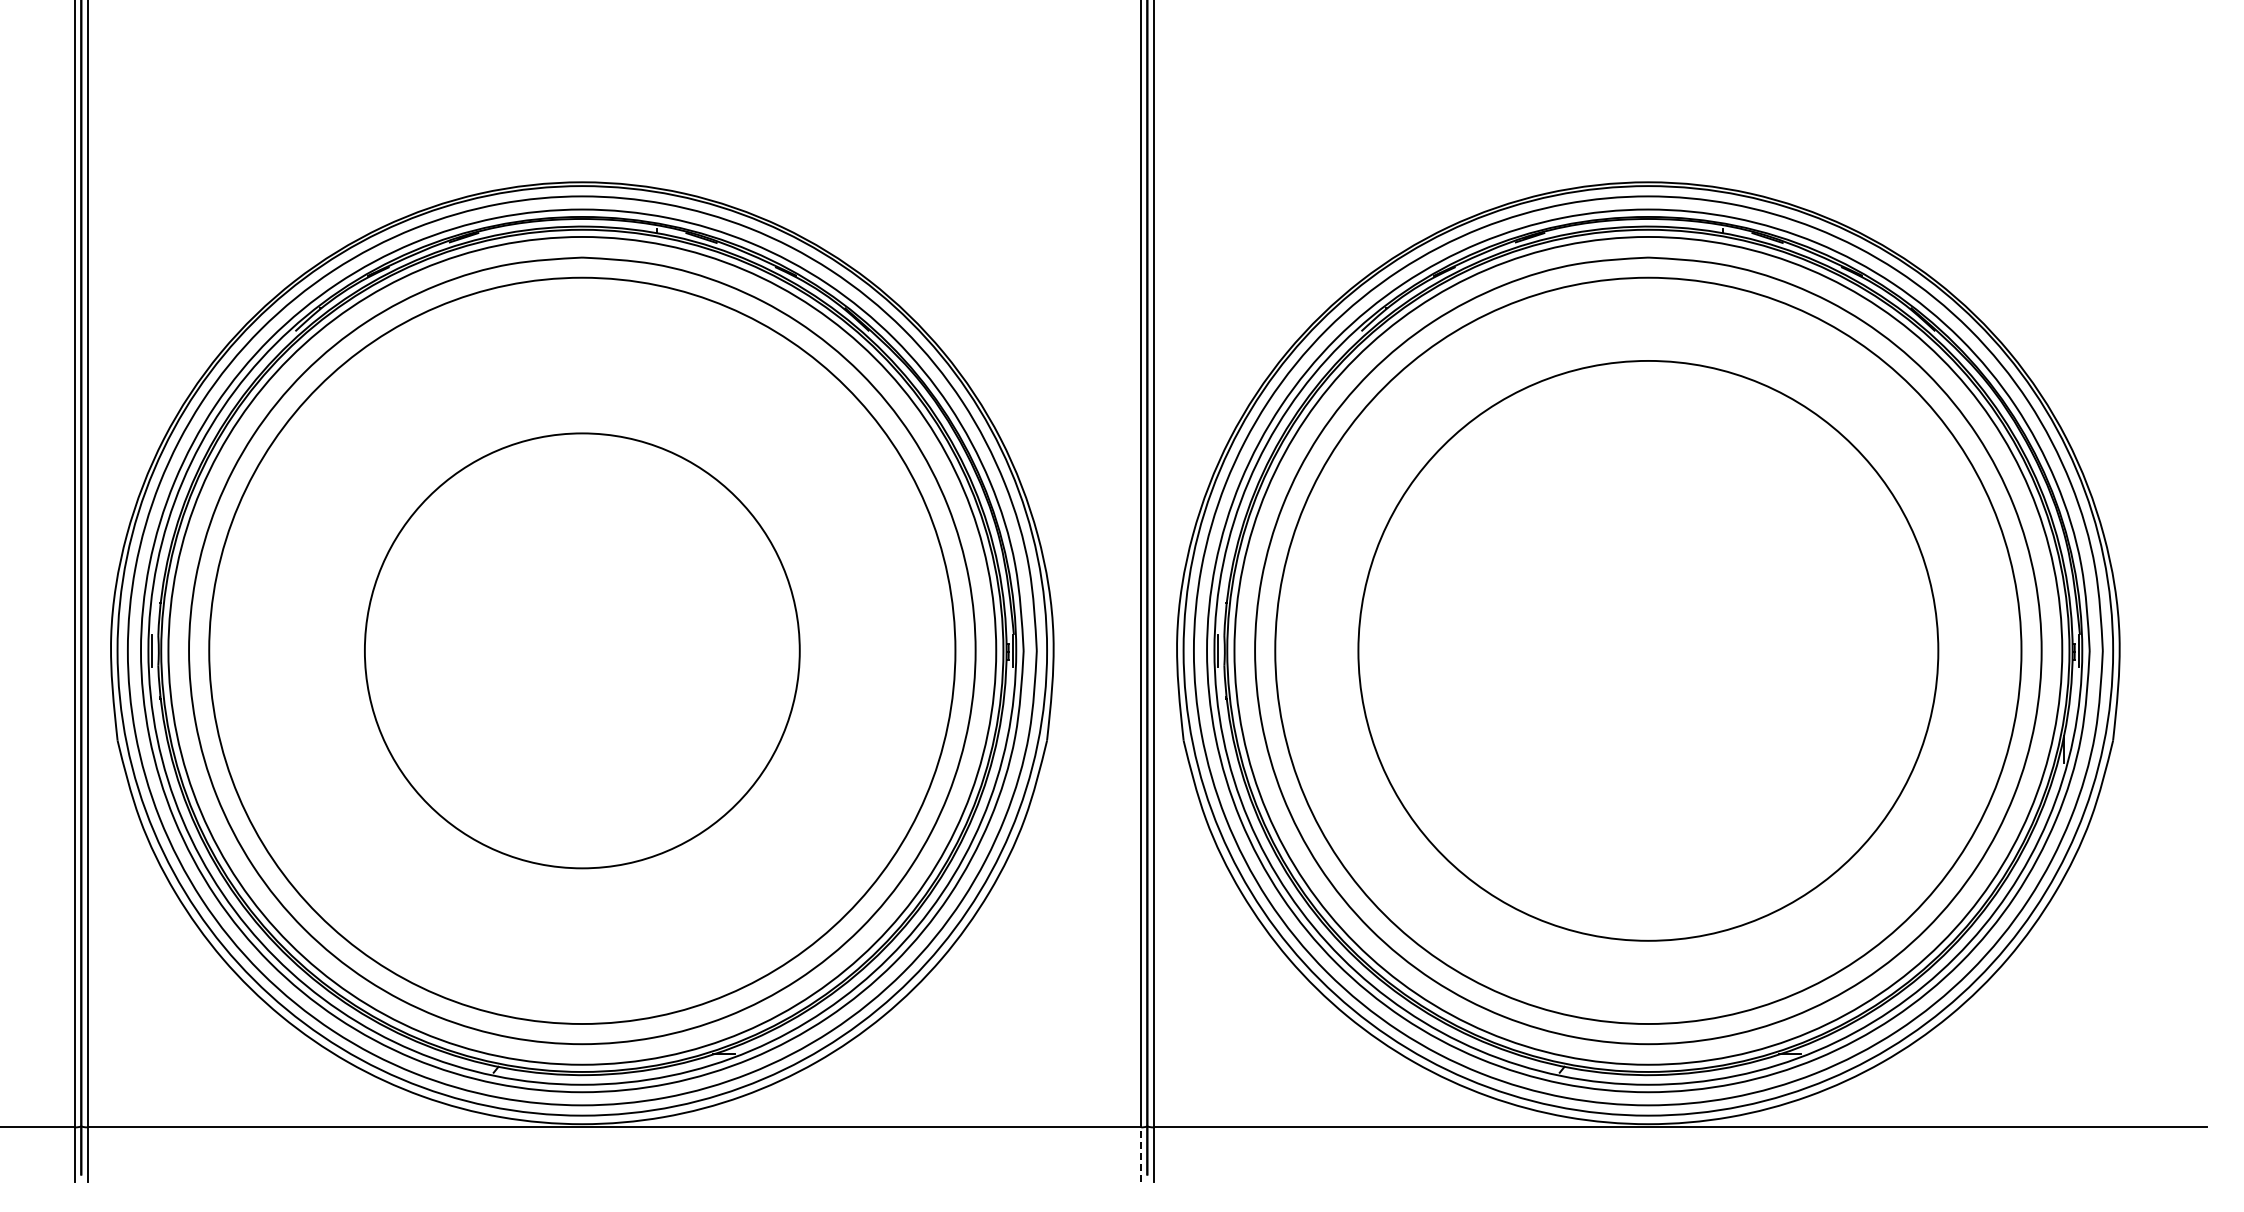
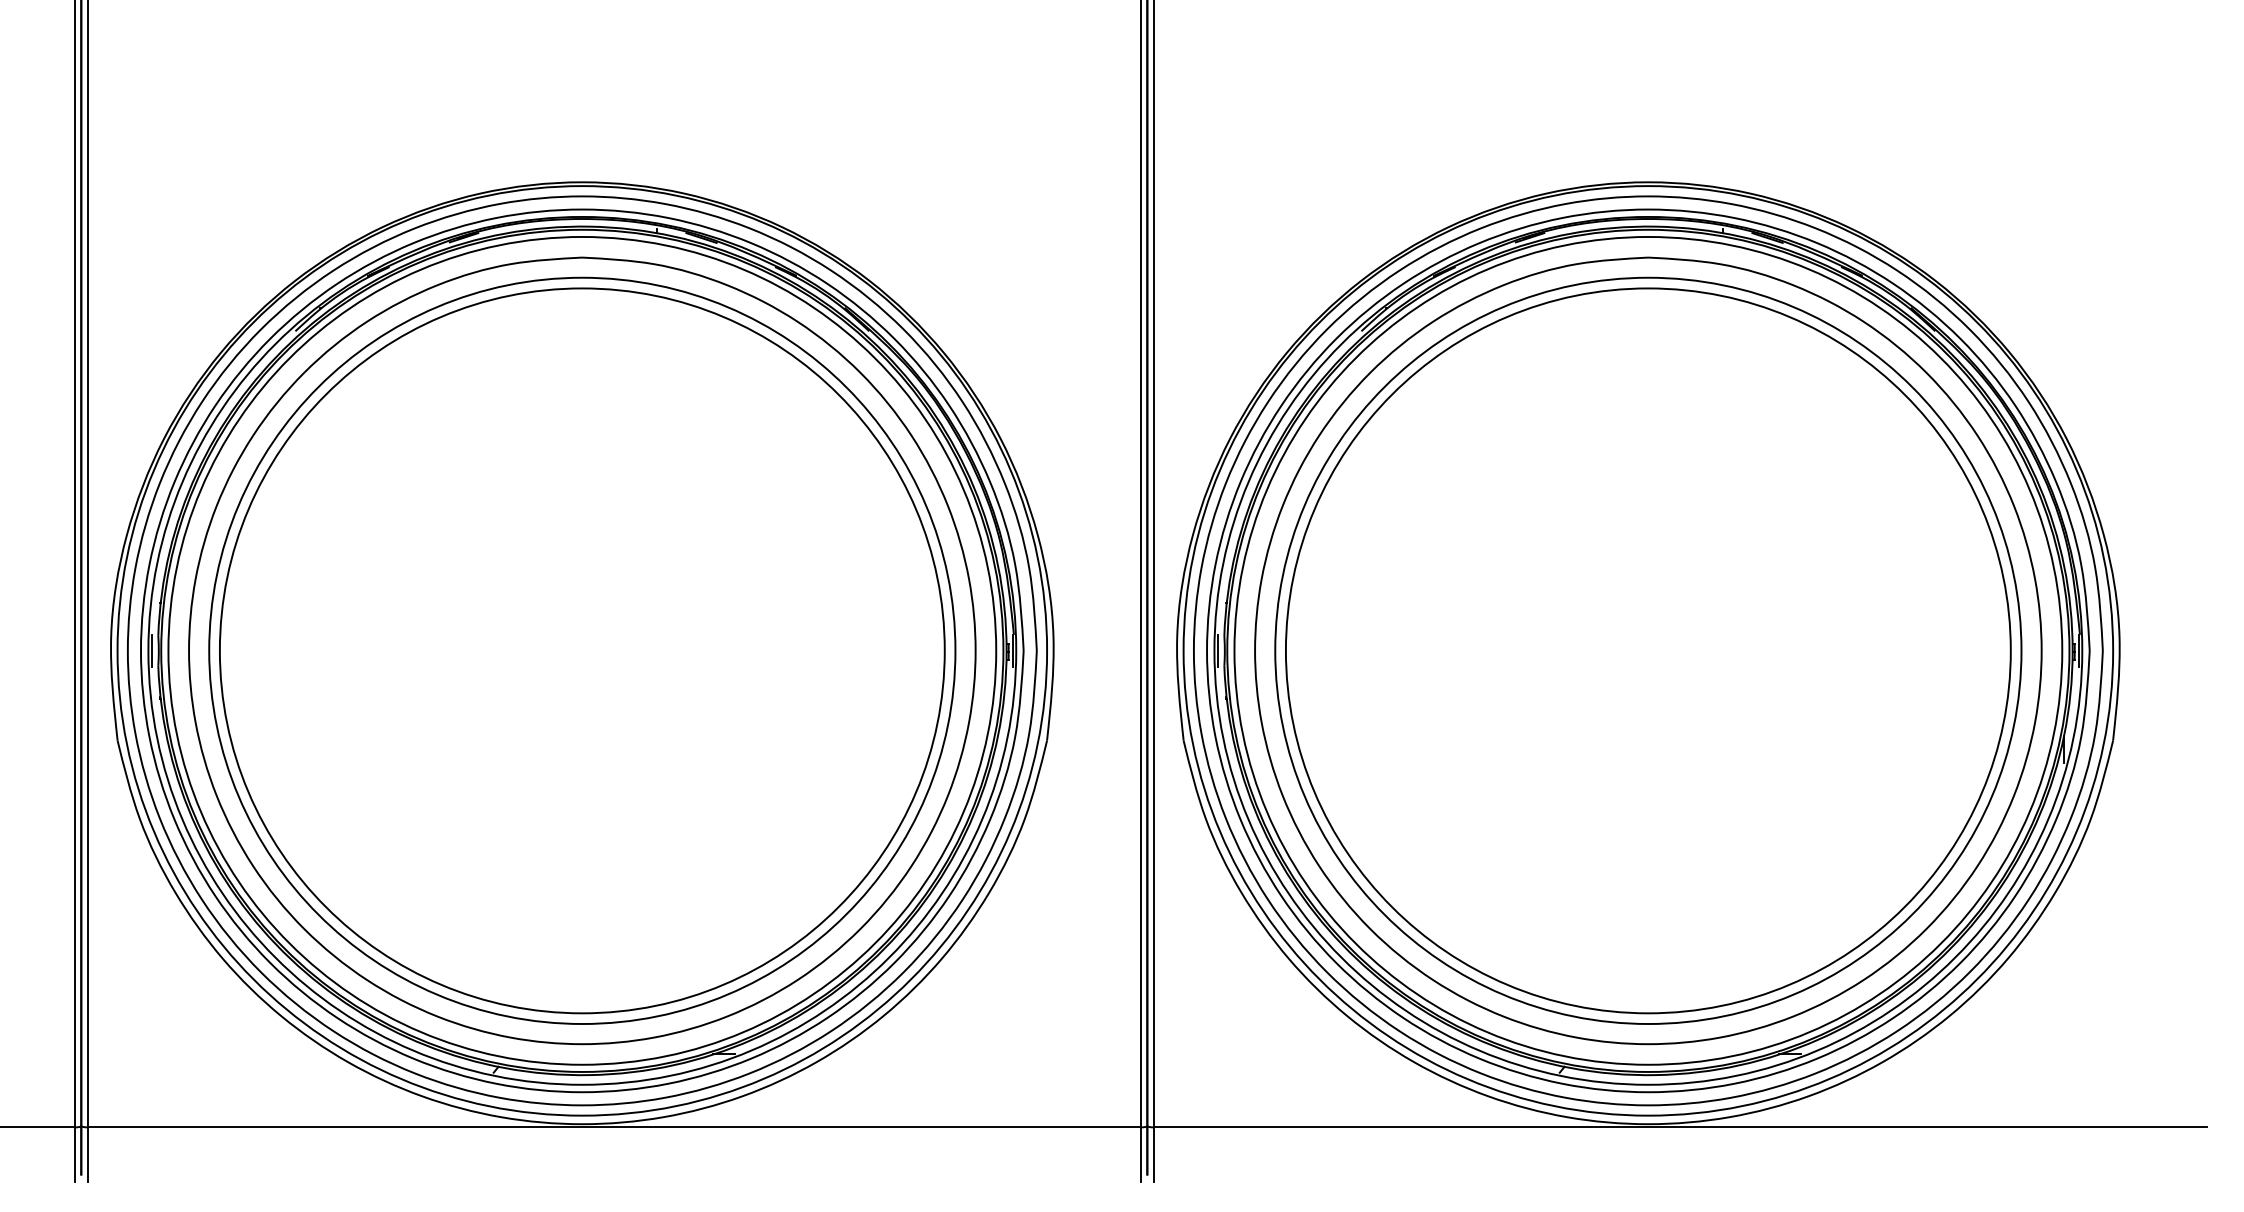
circle diameter: 435 px -> 725 px (581, 650)
circle diameter: 580 px -> 725 px (1647, 650)
line: dashed -> solid (1140, 1154)
